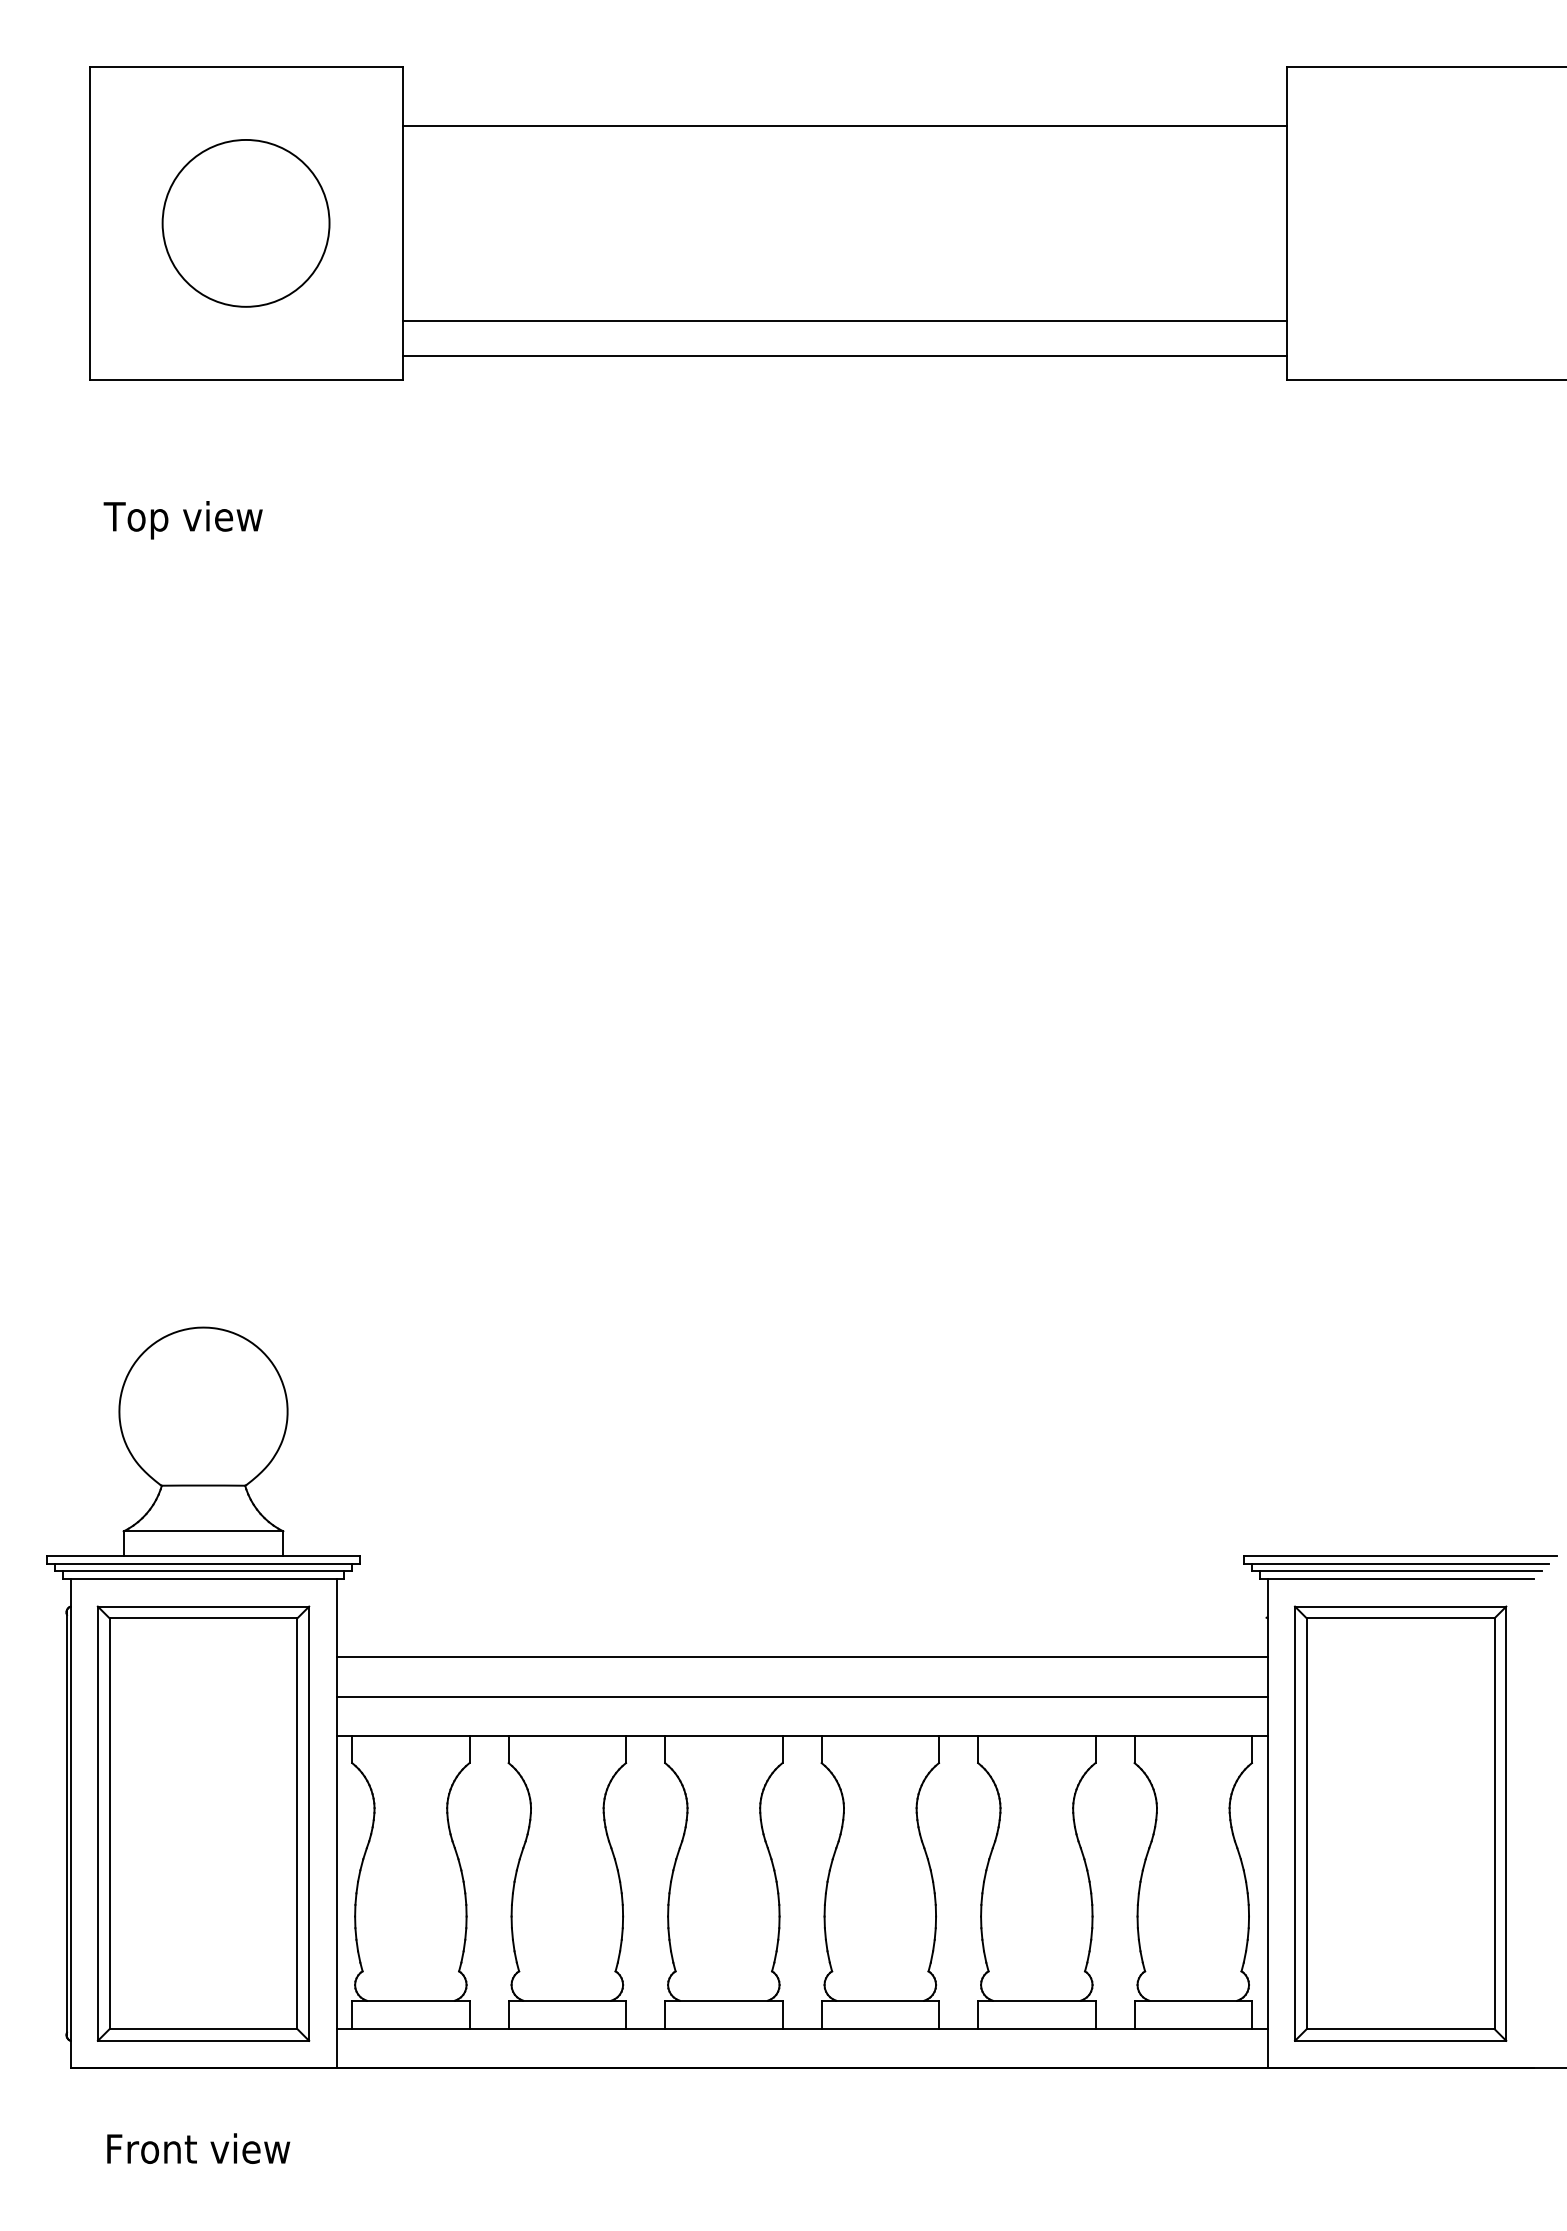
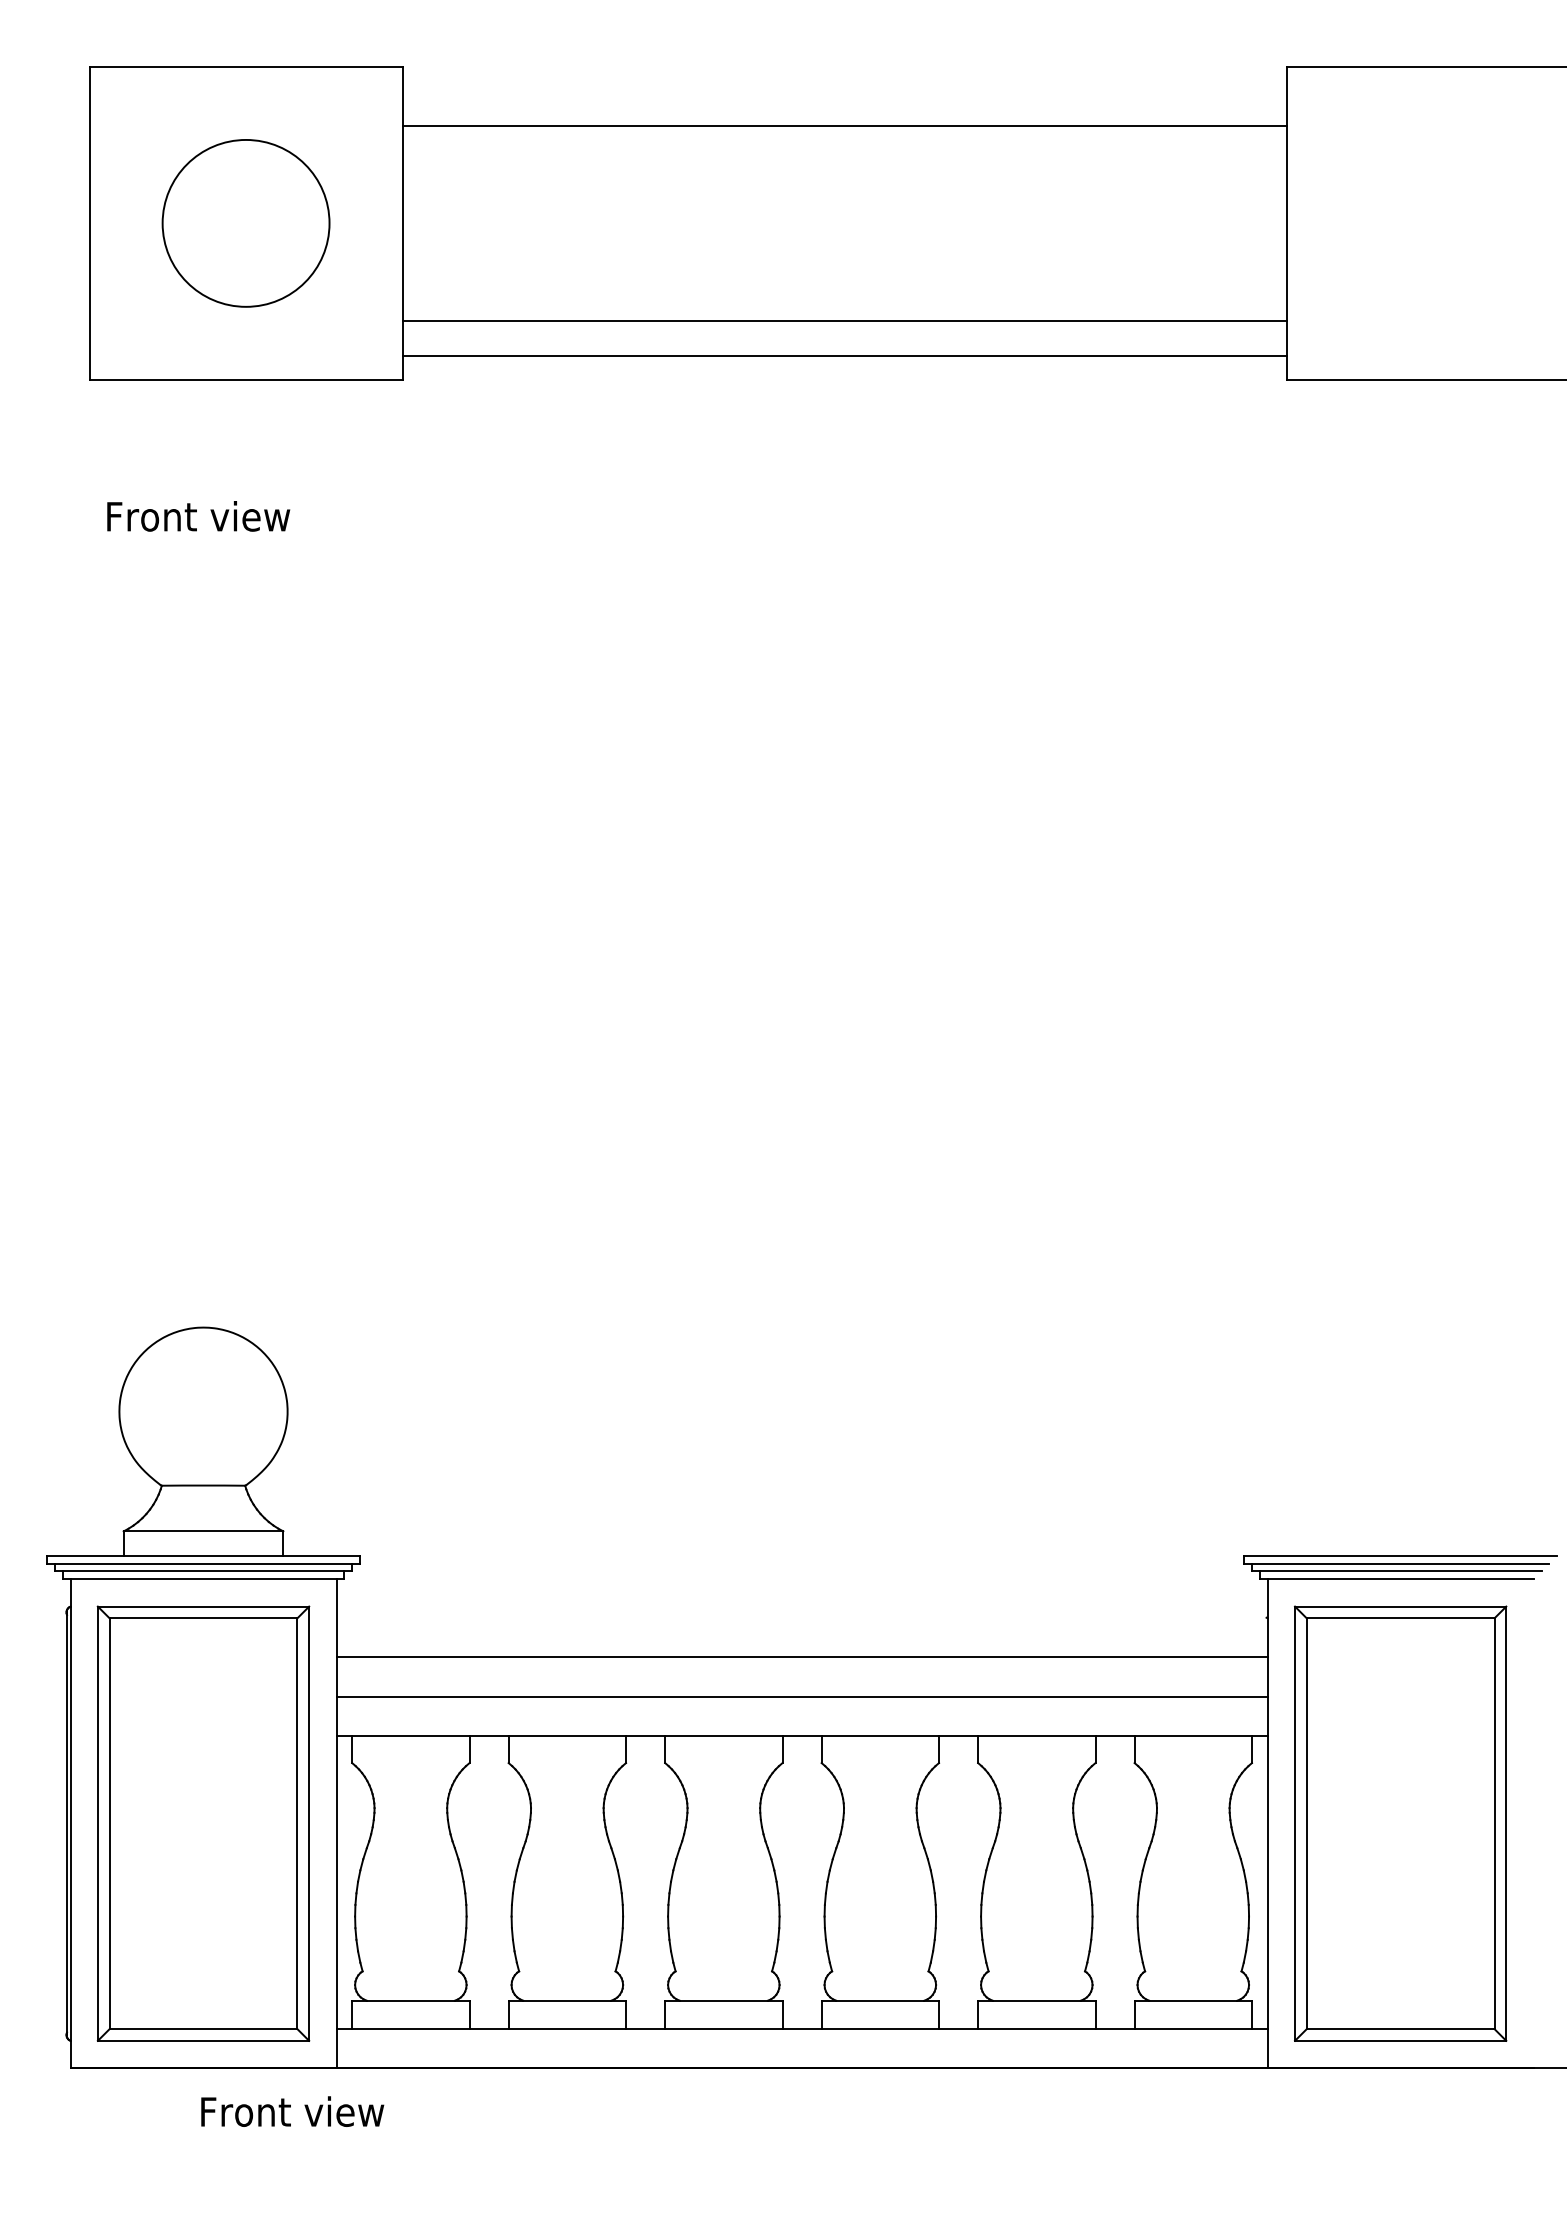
text: Top view -> Front view (196, 520)
text position: (198, 2148) -> (292, 2111) (292, 2111)
